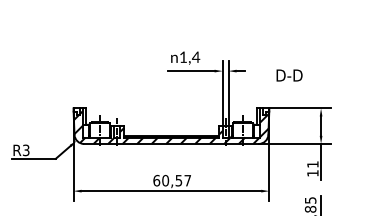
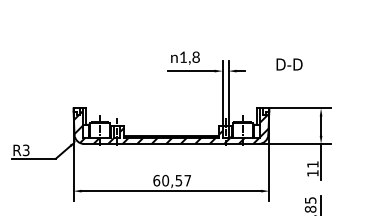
text: 1,4 -> 1,8 (196, 56)
text position: (289, 75) -> (289, 64) (289, 64)
